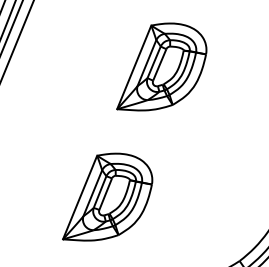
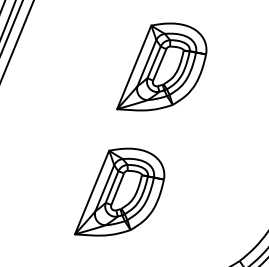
part position: (107, 196) -> (119, 191) (119, 191)
